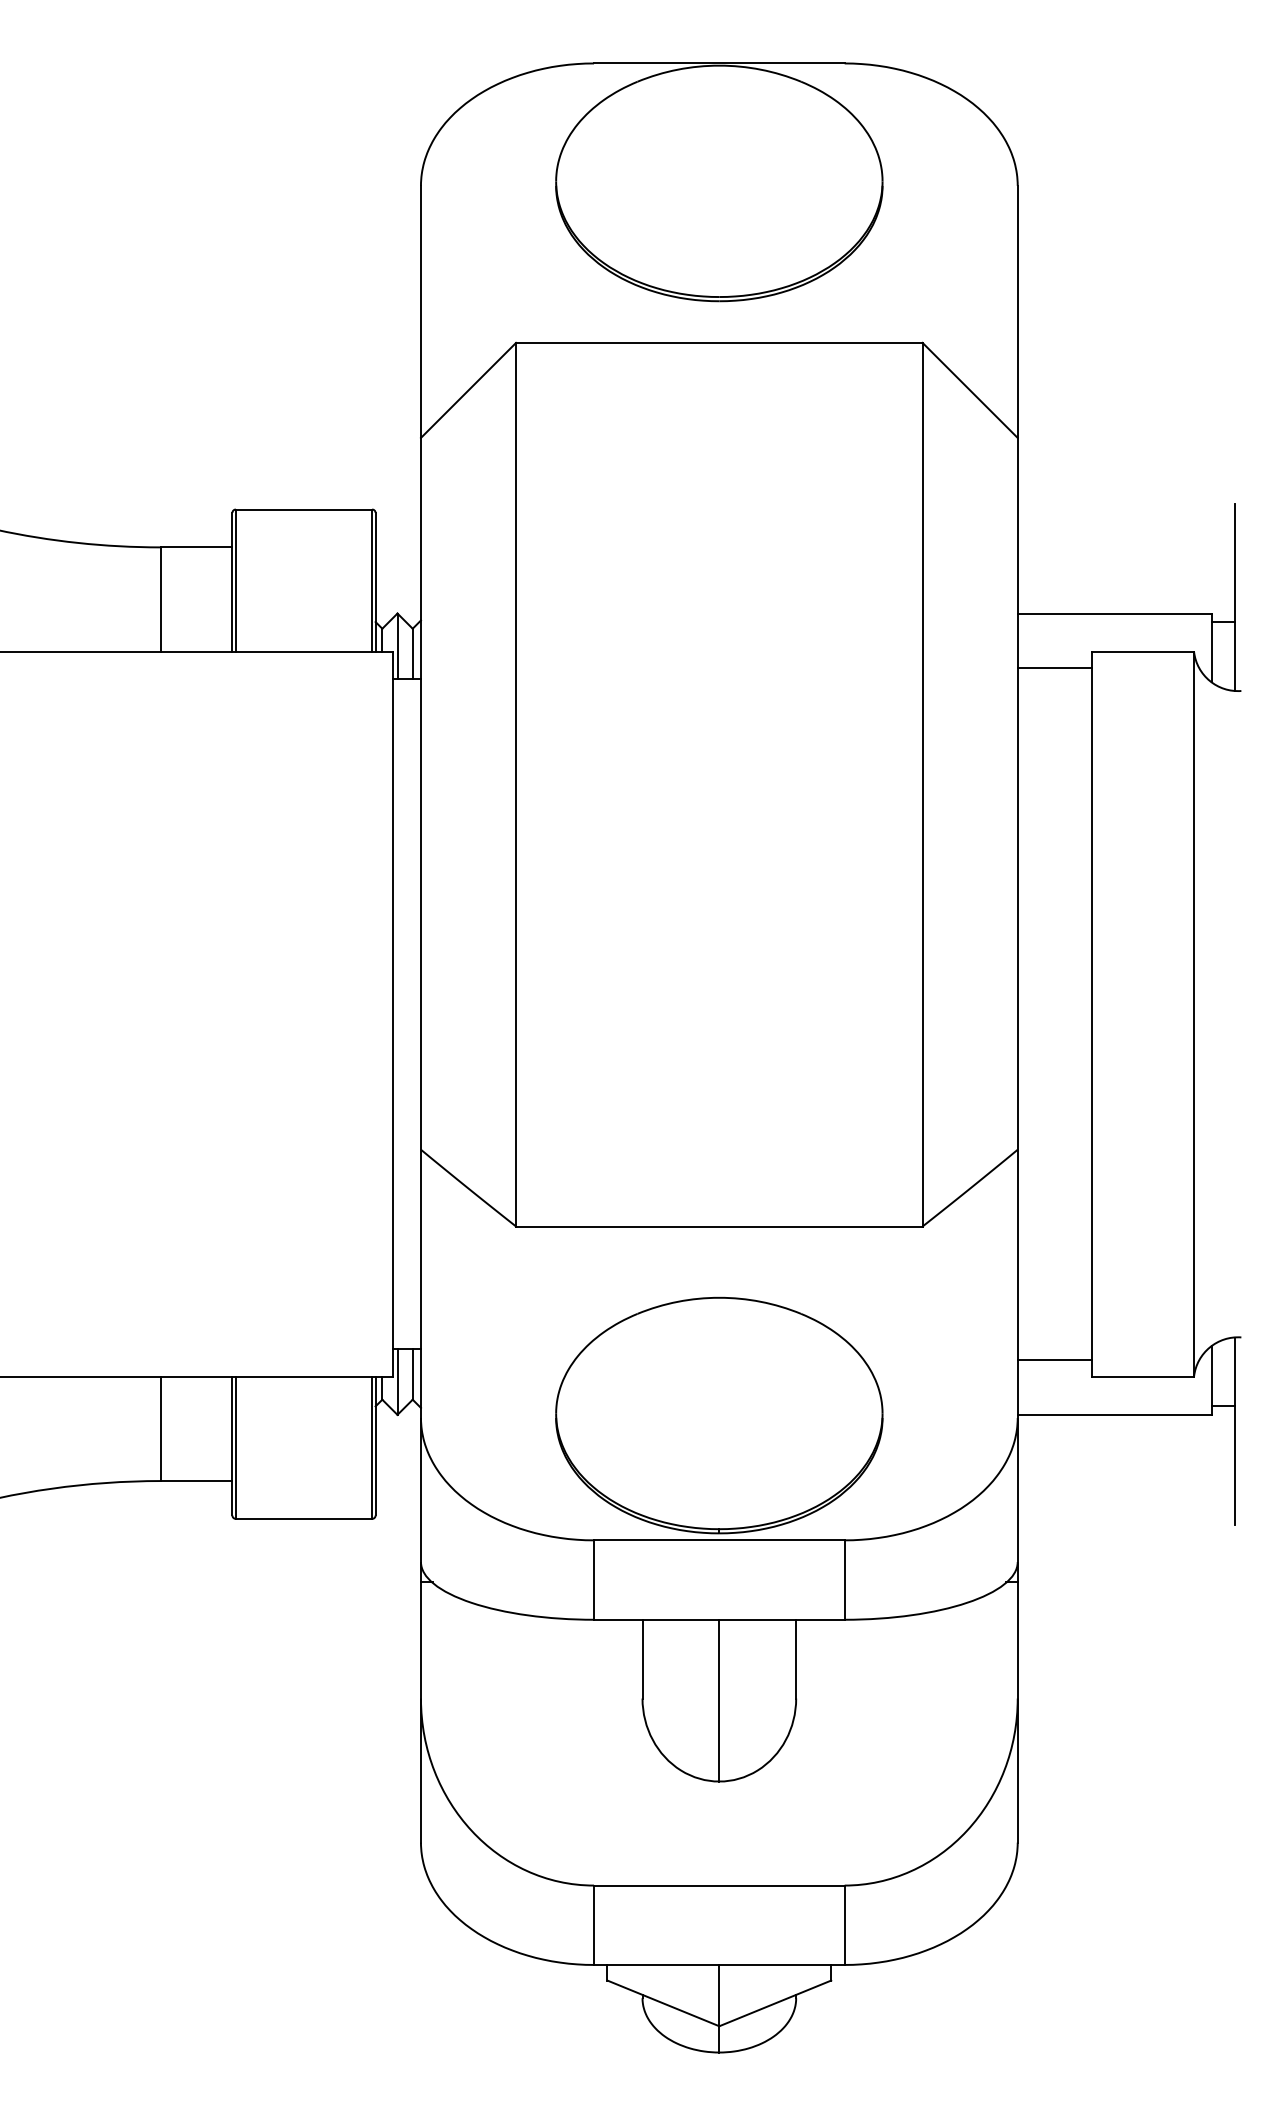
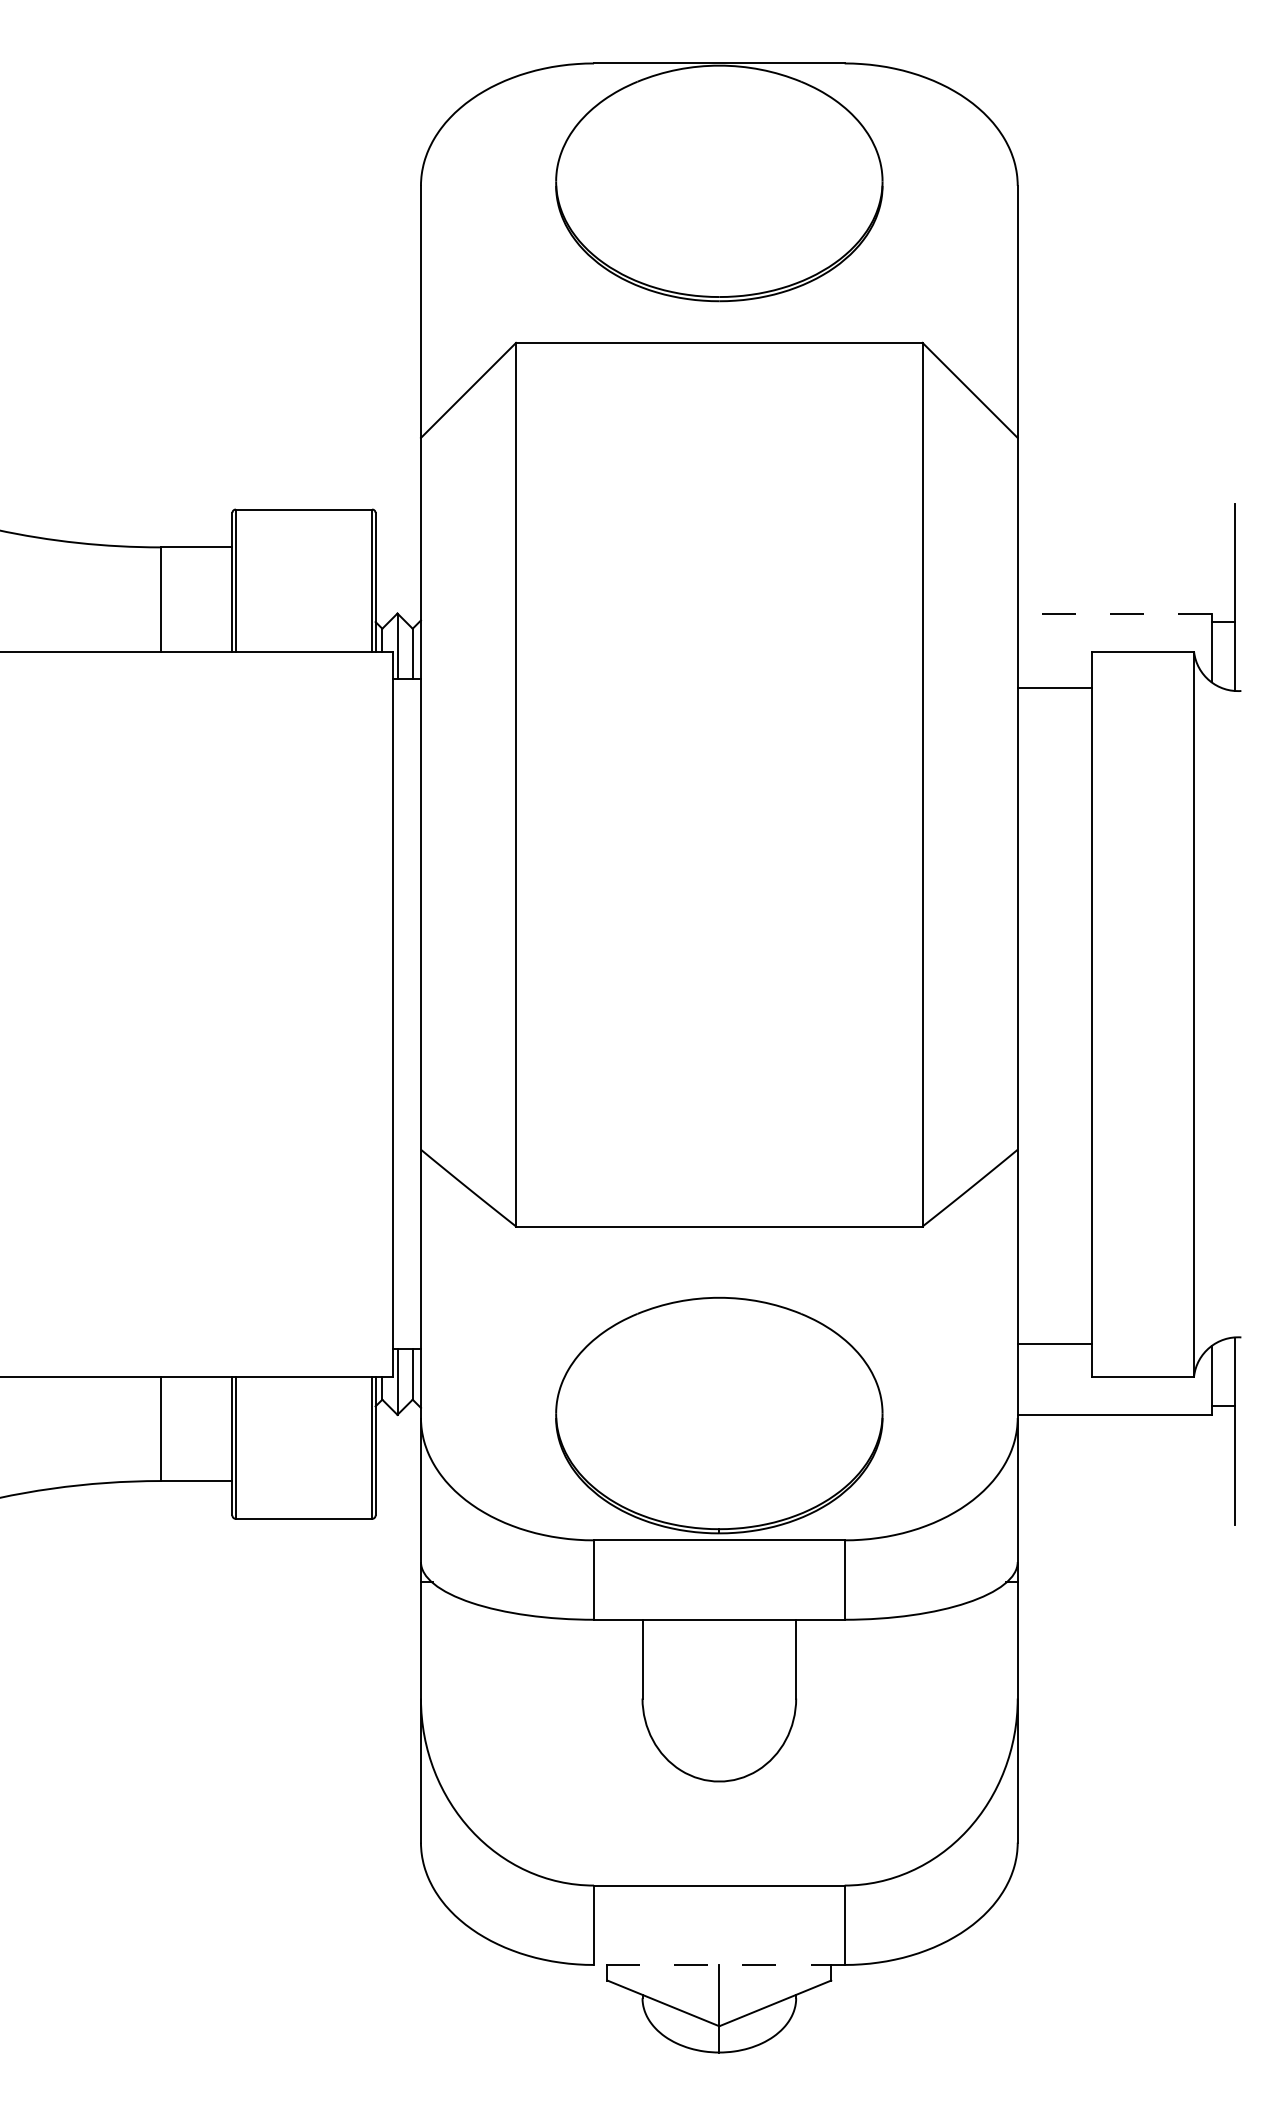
line: solid -> dashed (1114, 613)
line position: (1054, 668) -> (1054, 688) (1054, 688)
line position: (1054, 1360) -> (1054, 1344) (1054, 1344)
line: present -> none (719, 1700)
line: solid -> dashed (718, 1964)
